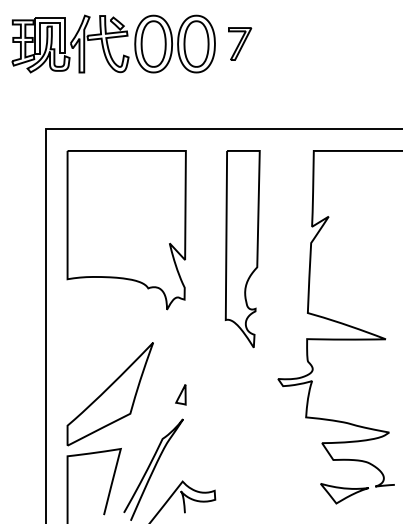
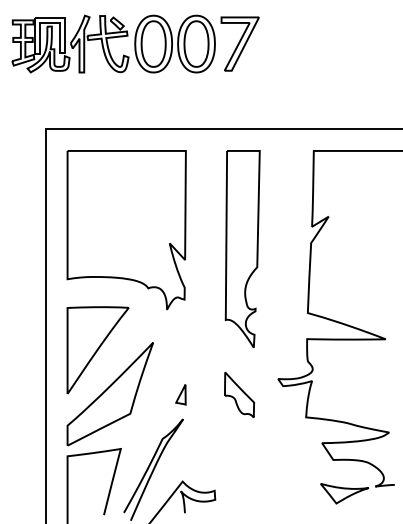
part size: 25x34 px -> 40x56 px (239, 43)
part: none -> present (97, 350)
part: none -> present (239, 394)
